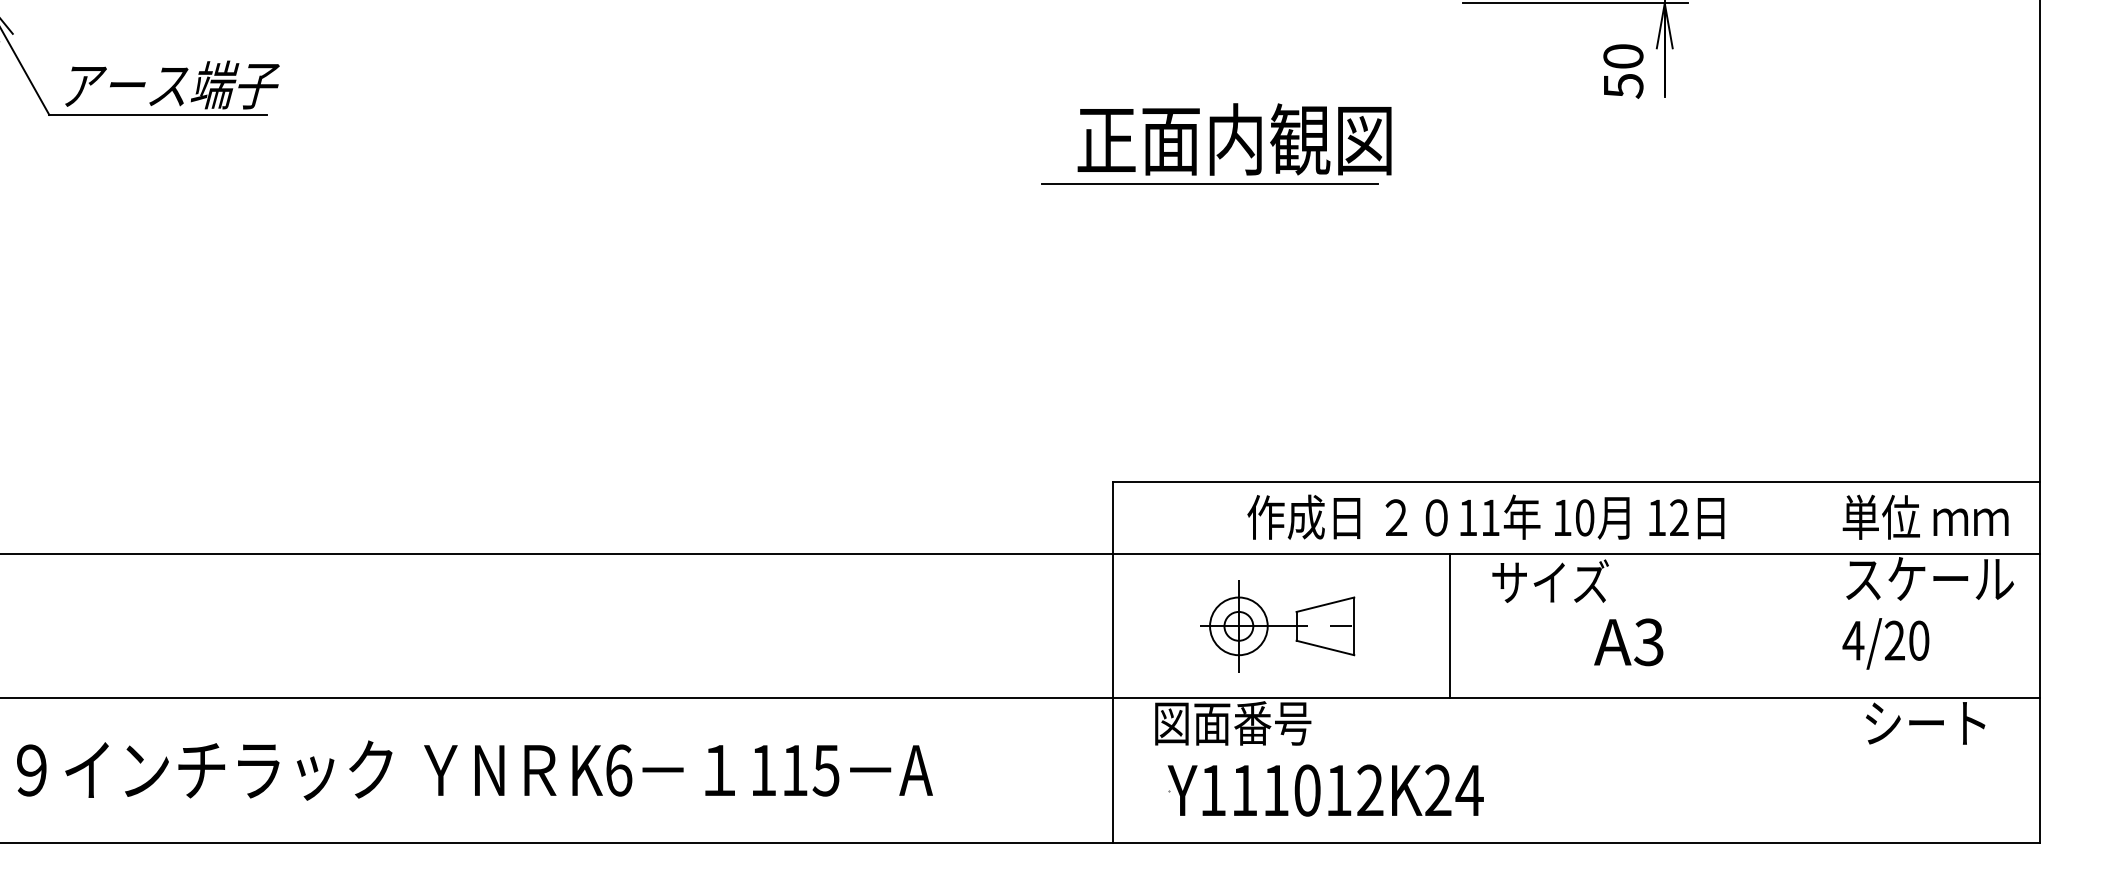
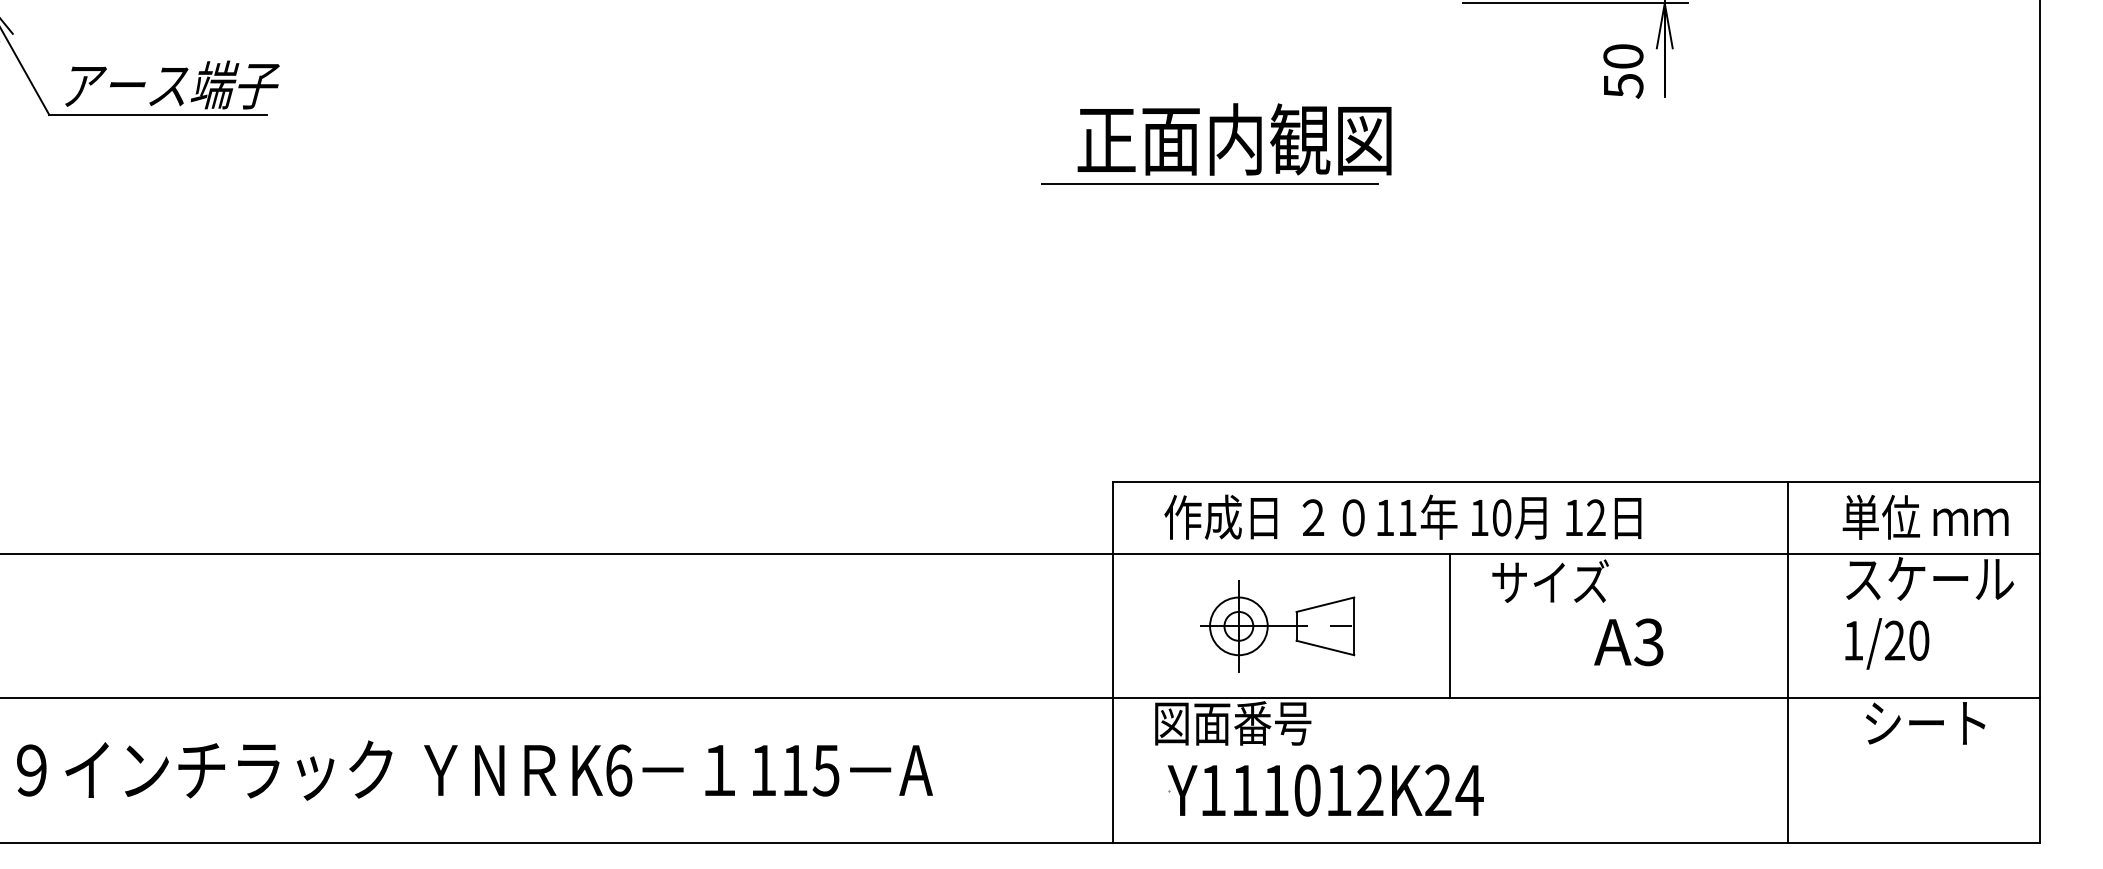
text position: (1485, 516) -> (1402, 516) (1402, 516)
text: 4/20 -> 1/20 (1853, 640)
line: none -> present (1787, 662)
